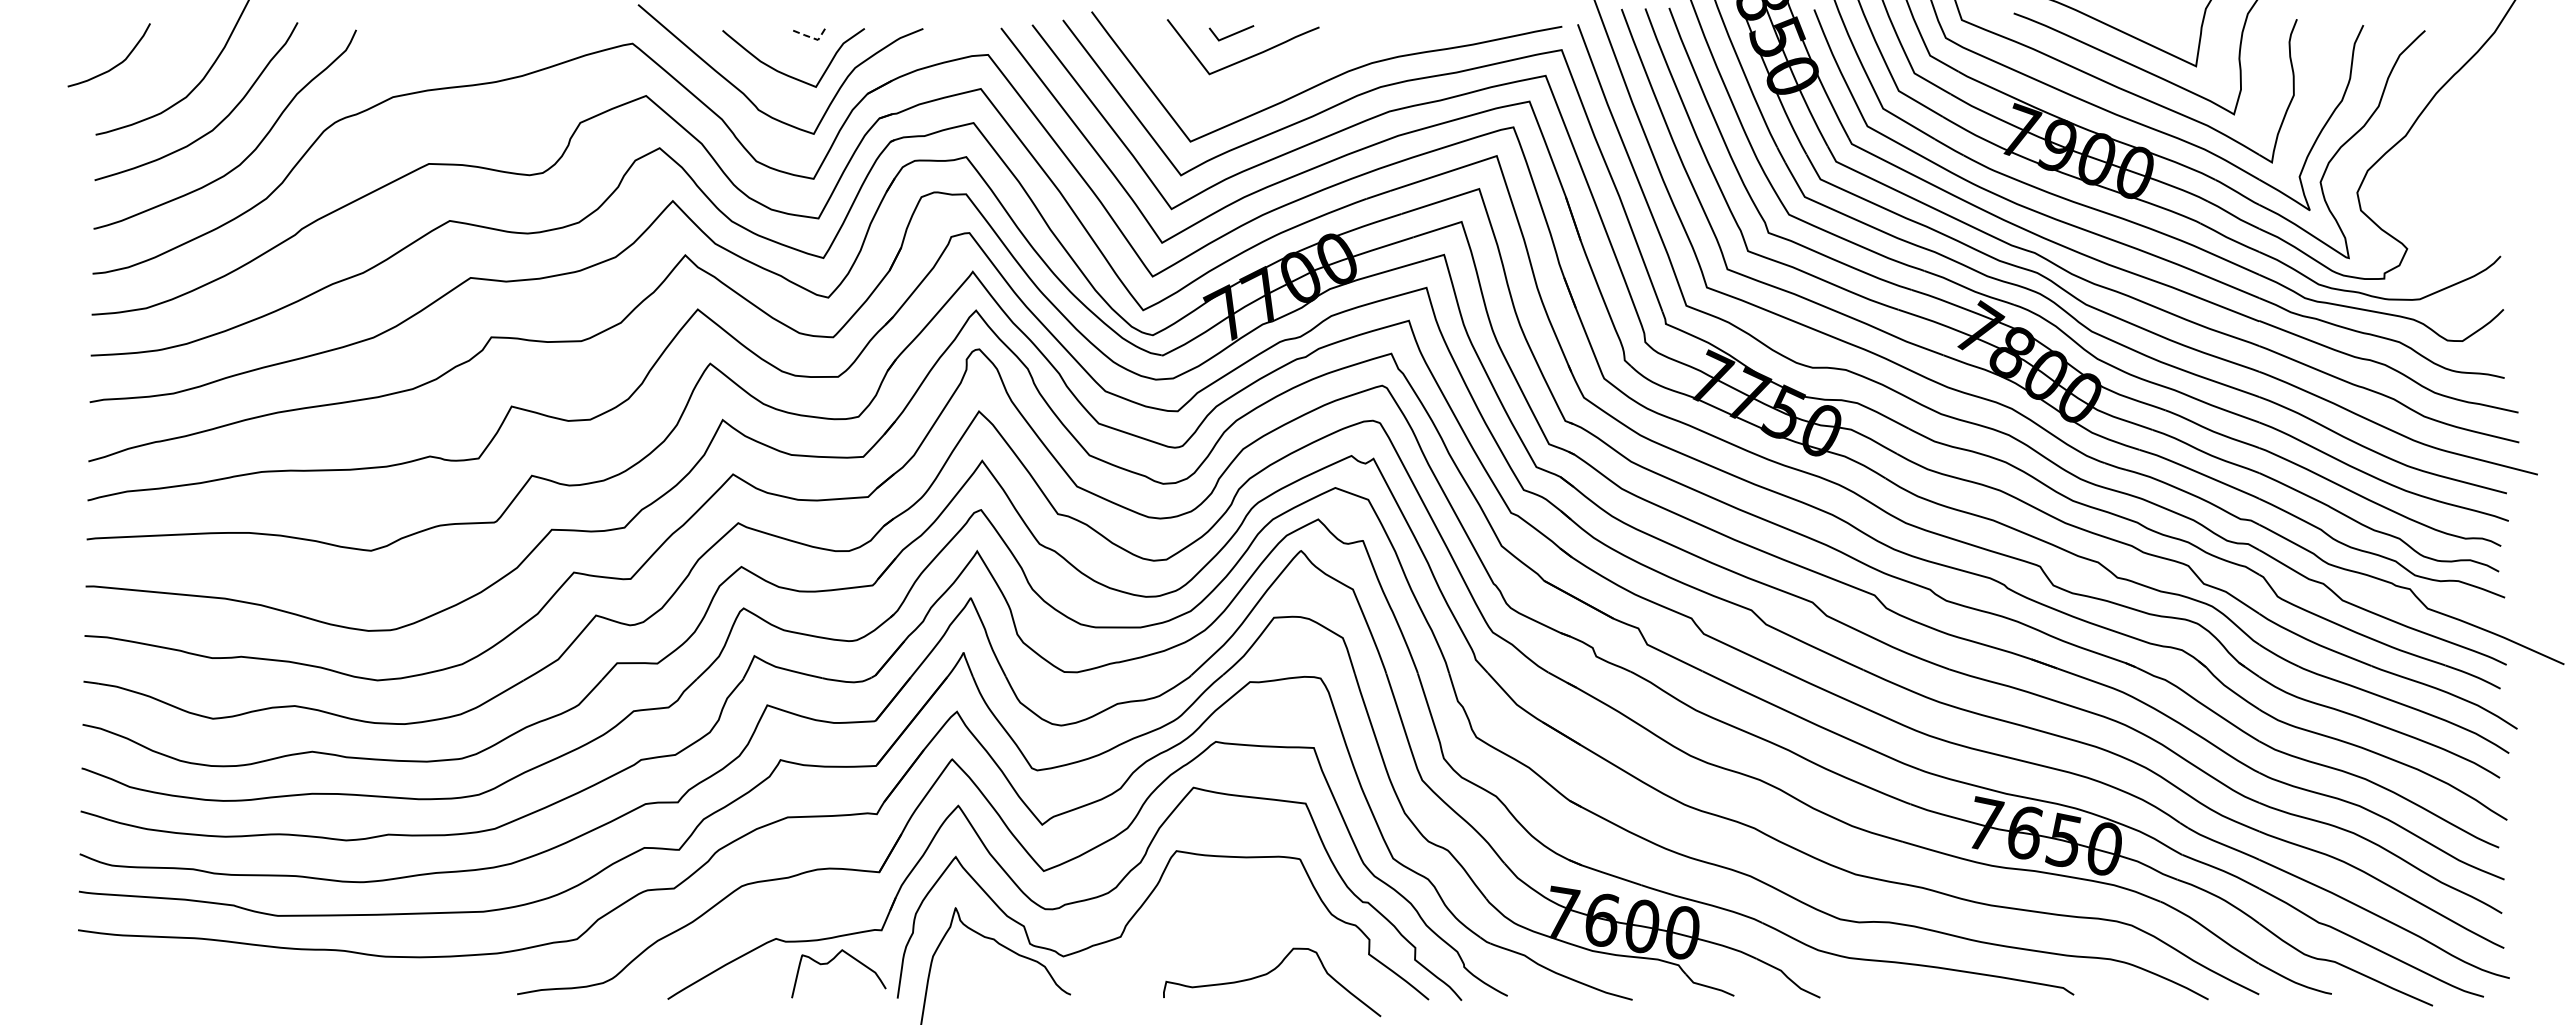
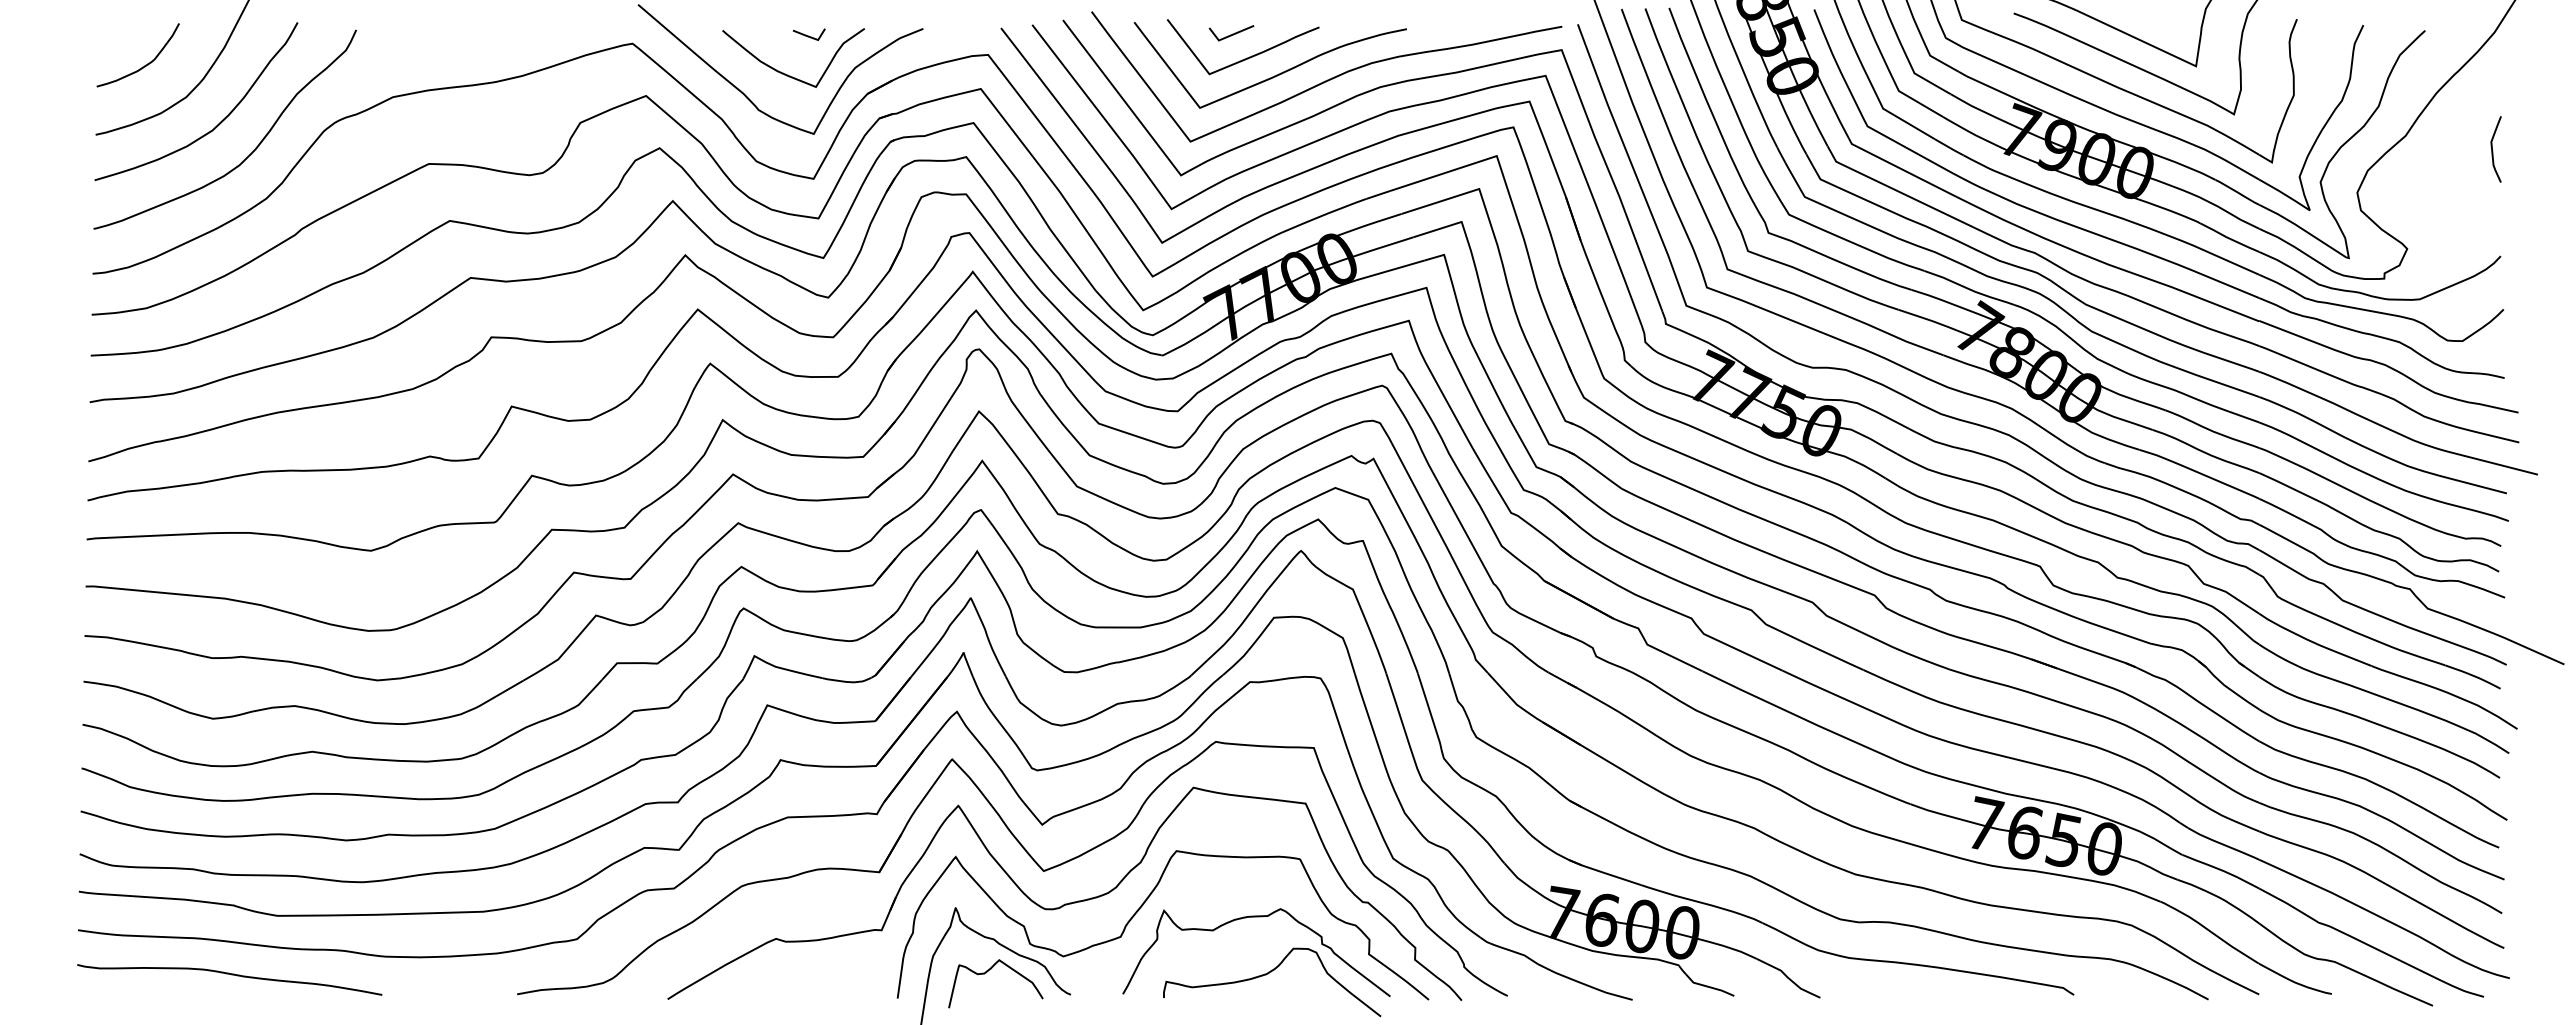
line: dashed -> solid (811, 37)
curve position: (116, 64) -> (145, 64) (145, 64)
curve: none -> present (1274, 75)
curve: none -> present (2493, 150)
curve: none -> present (1256, 917)
curve position: (829, 963) -> (986, 973) (986, 973)
curve: none -> present (231, 975)
